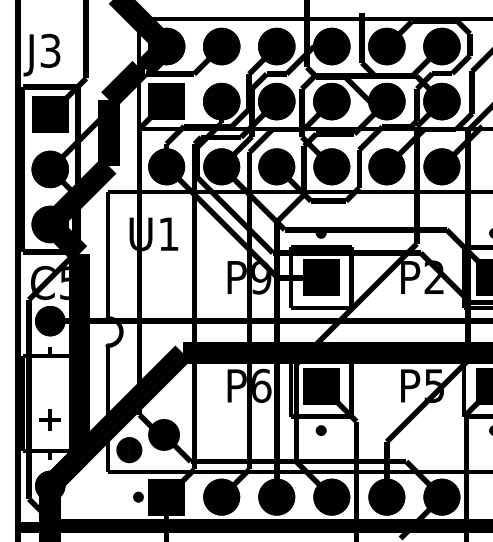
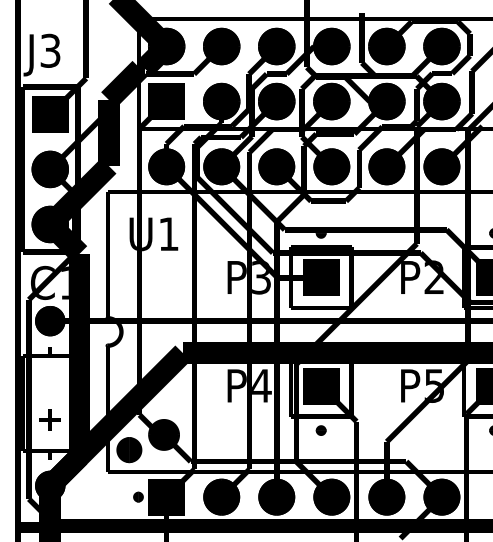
text: P9 -> P3 (261, 277)
text: C5 -> C1 (64, 283)
text: P6 -> P4 (261, 385)
